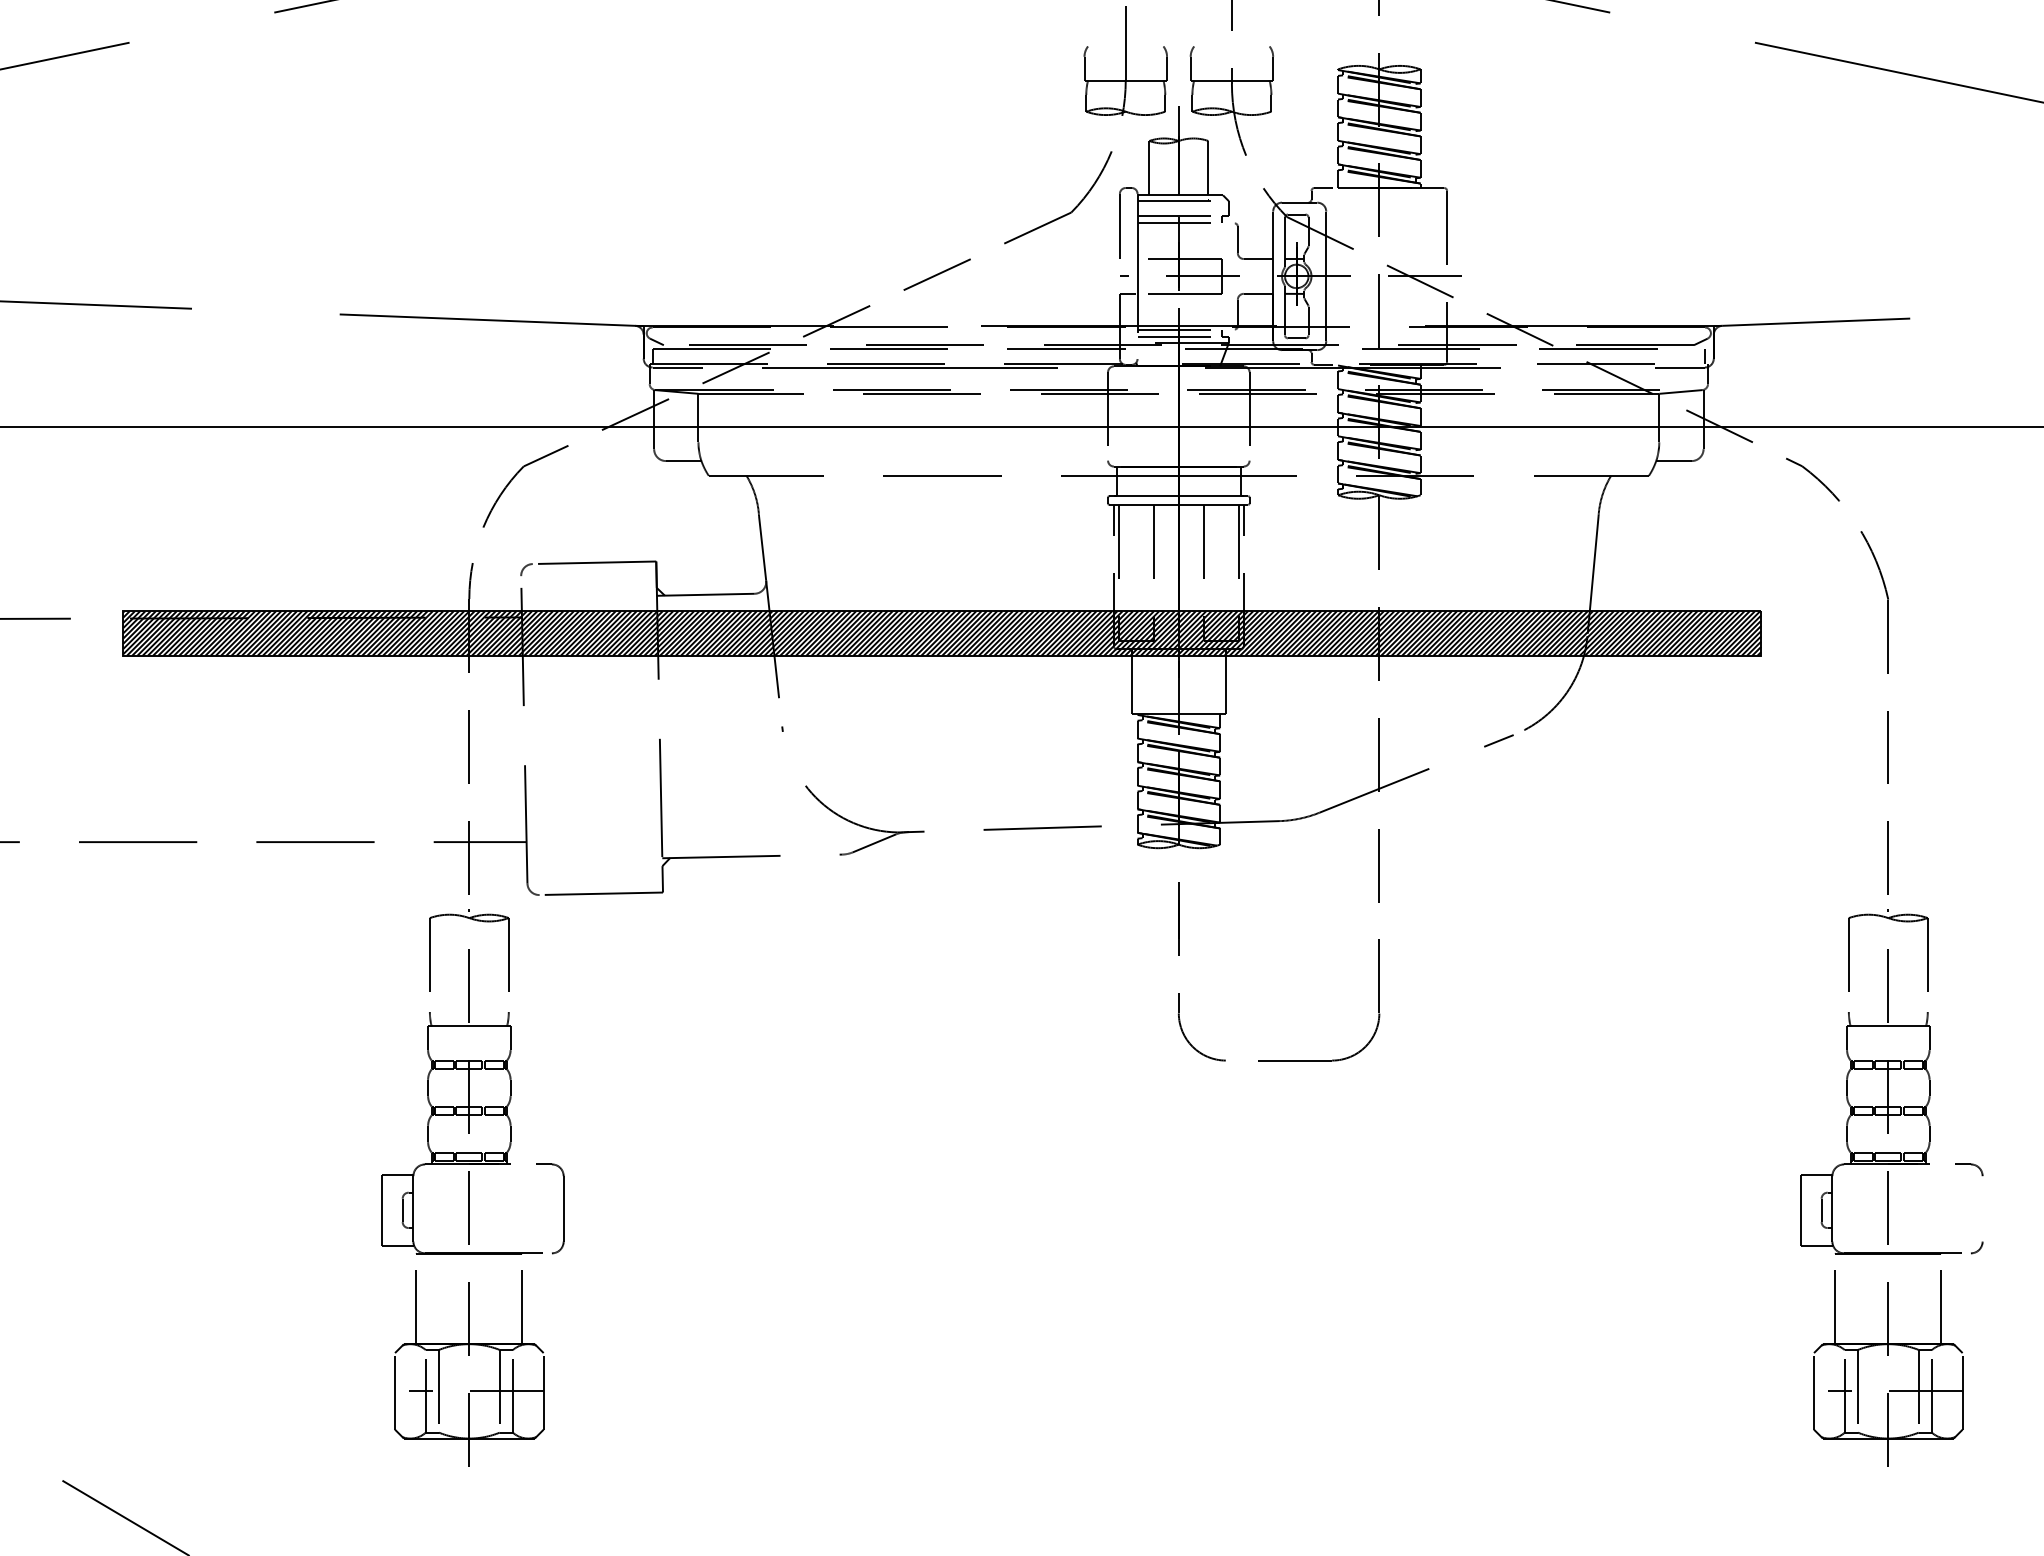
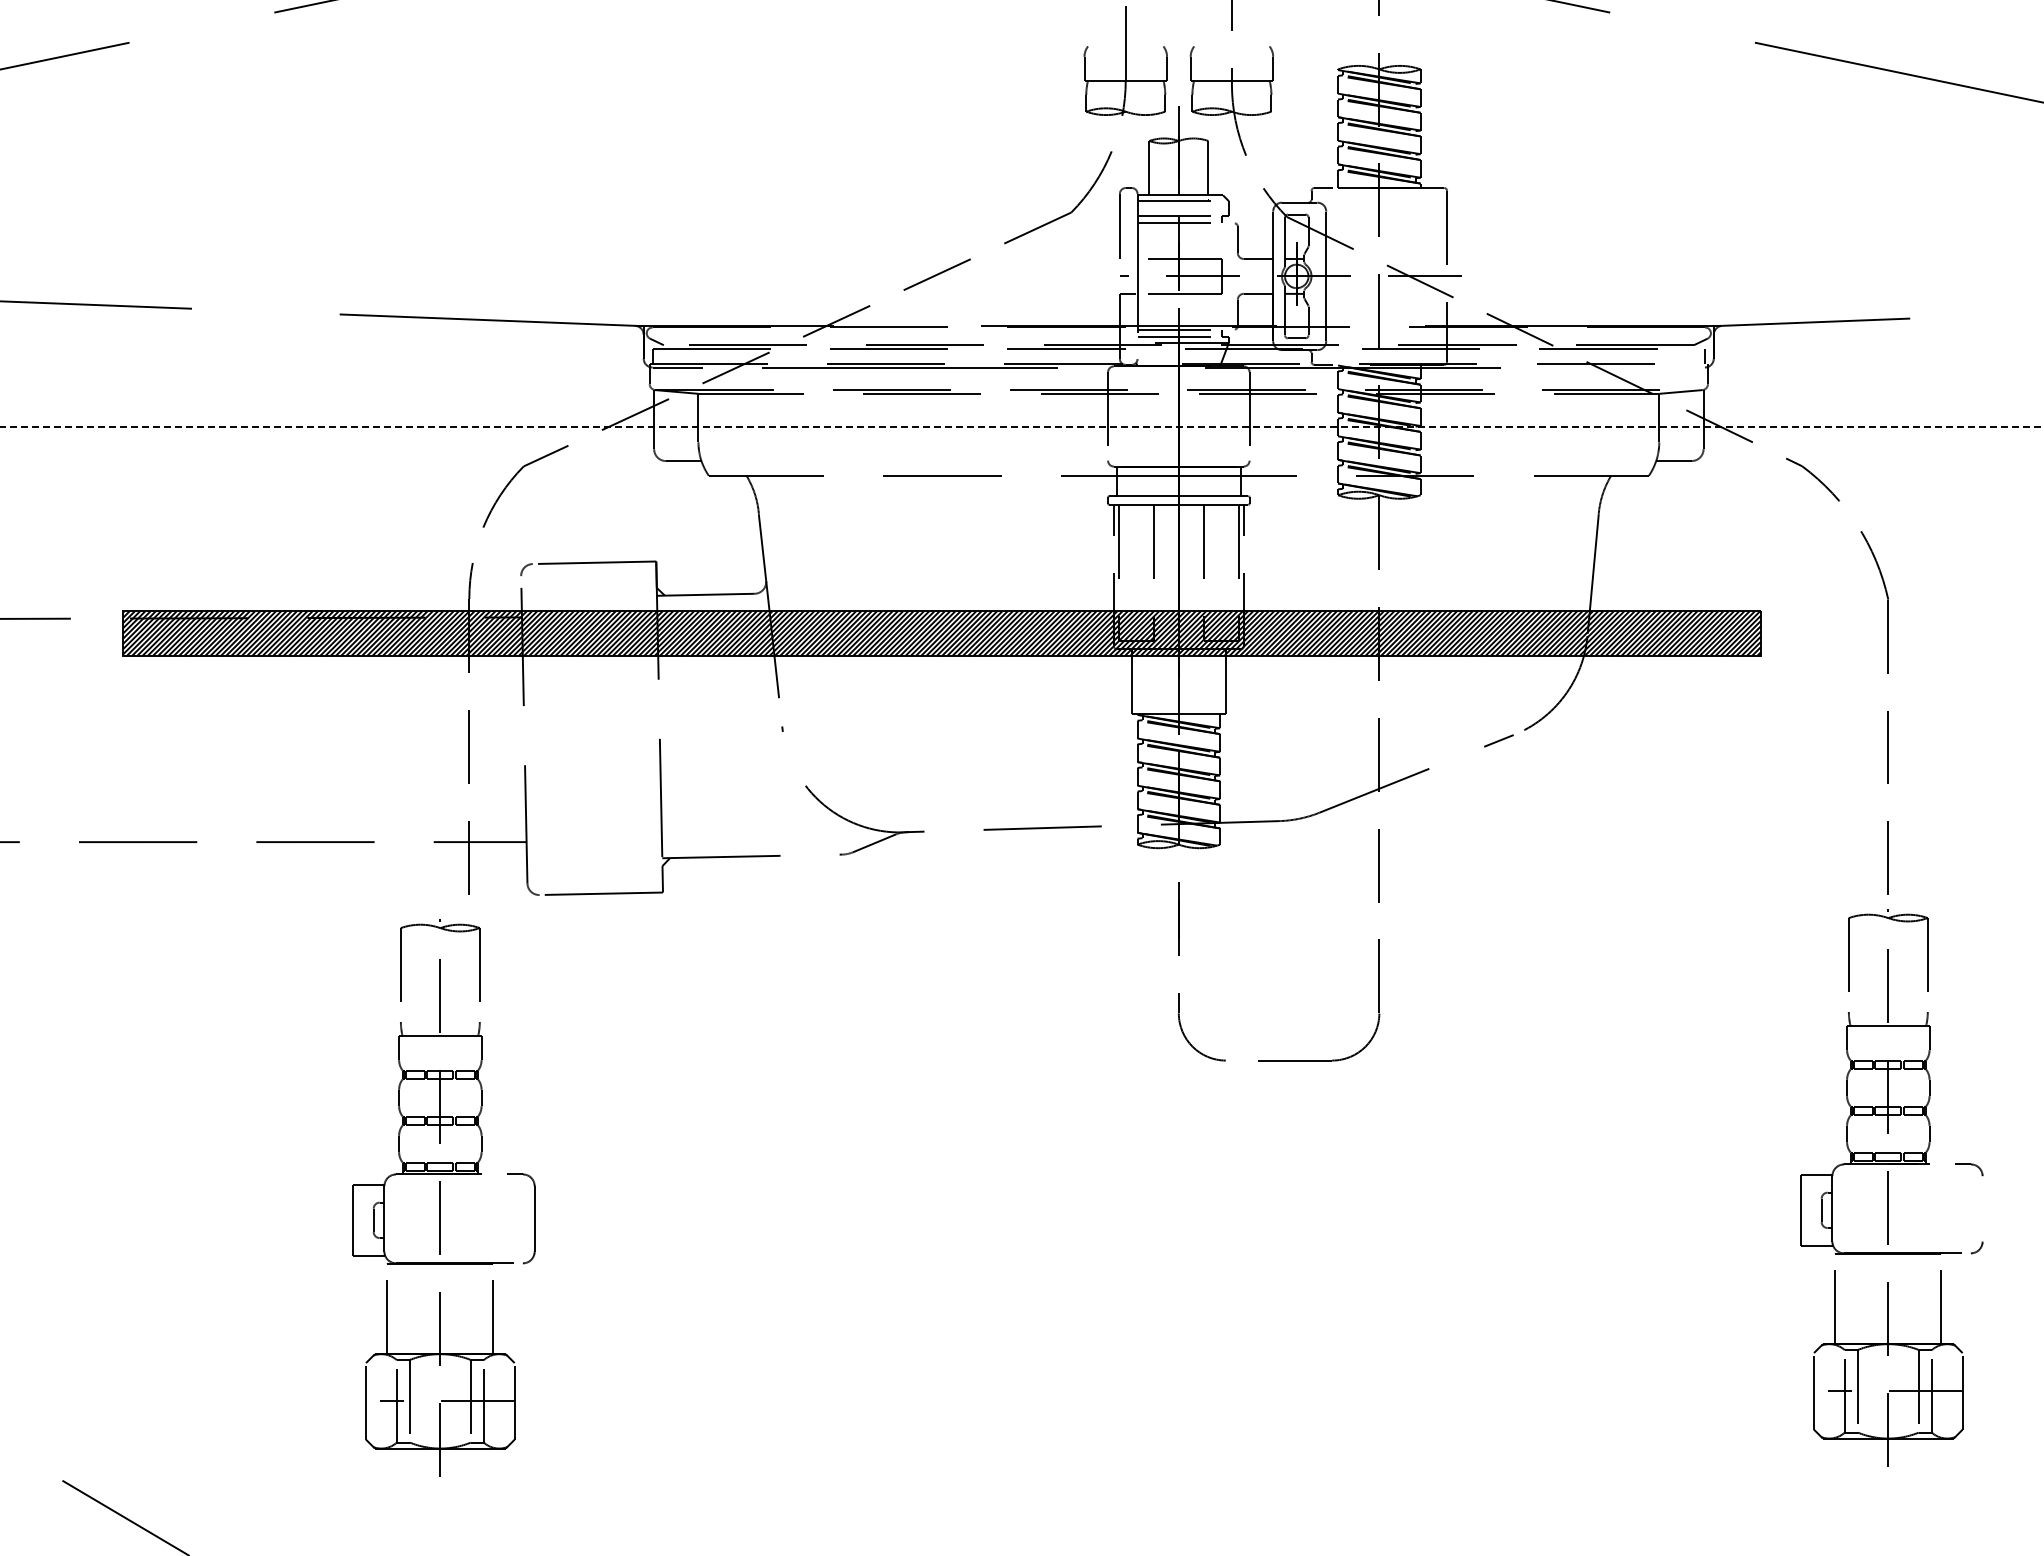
line: present -> none (1679, 367)
line: solid -> dashed (1021, 426)
part position: (472, 1187) -> (443, 1197) (443, 1197)
